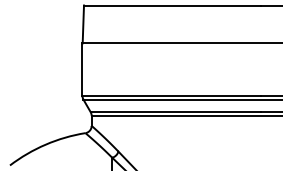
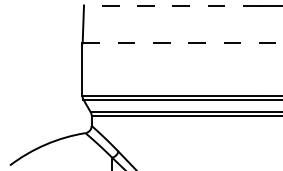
line: solid -> dashed (171, 5)
line: solid -> dashed (182, 43)
